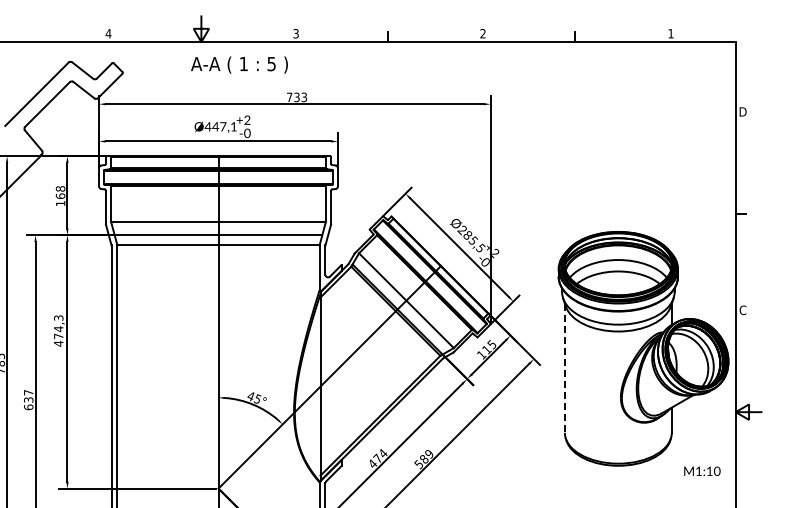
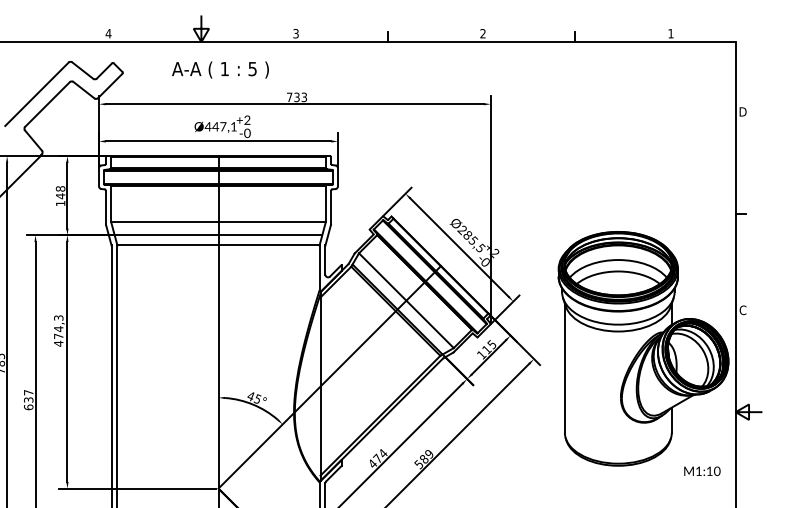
text position: (239, 64) -> (220, 69) (220, 69)
text: 168 -> 148 (60, 196)
line: dashed -> solid (564, 368)
